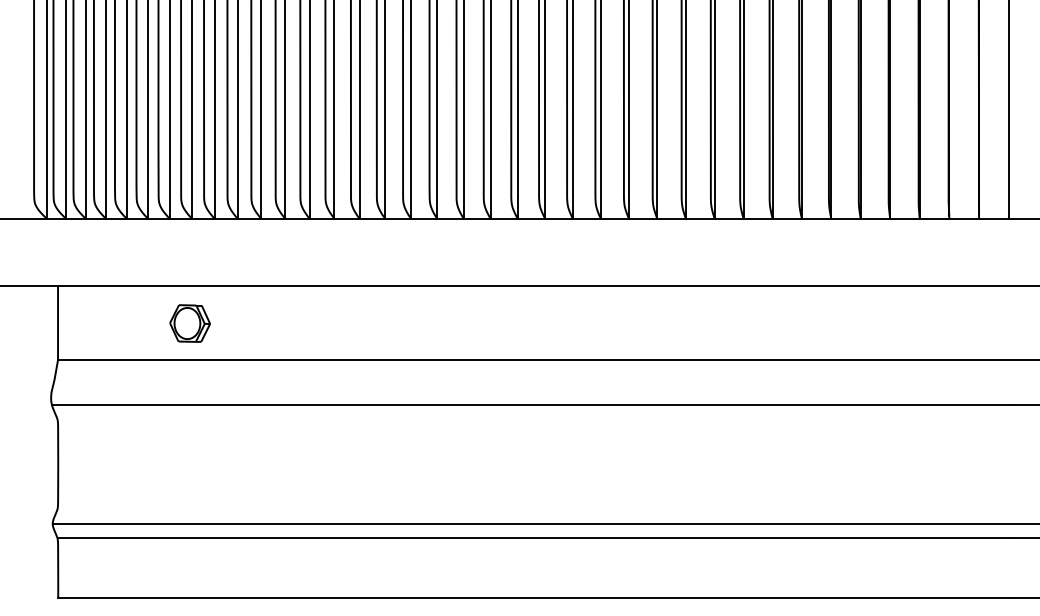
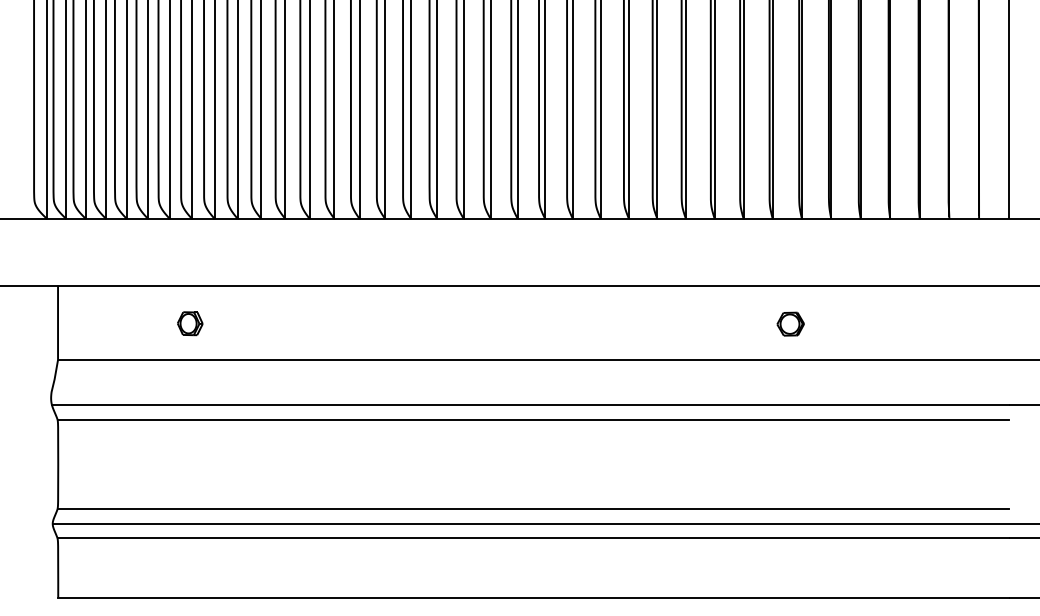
part size: 42x39 px -> 27x26 px (190, 323)
part: none -> present (790, 323)
line: none -> present (532, 419)
line: none -> present (532, 508)
